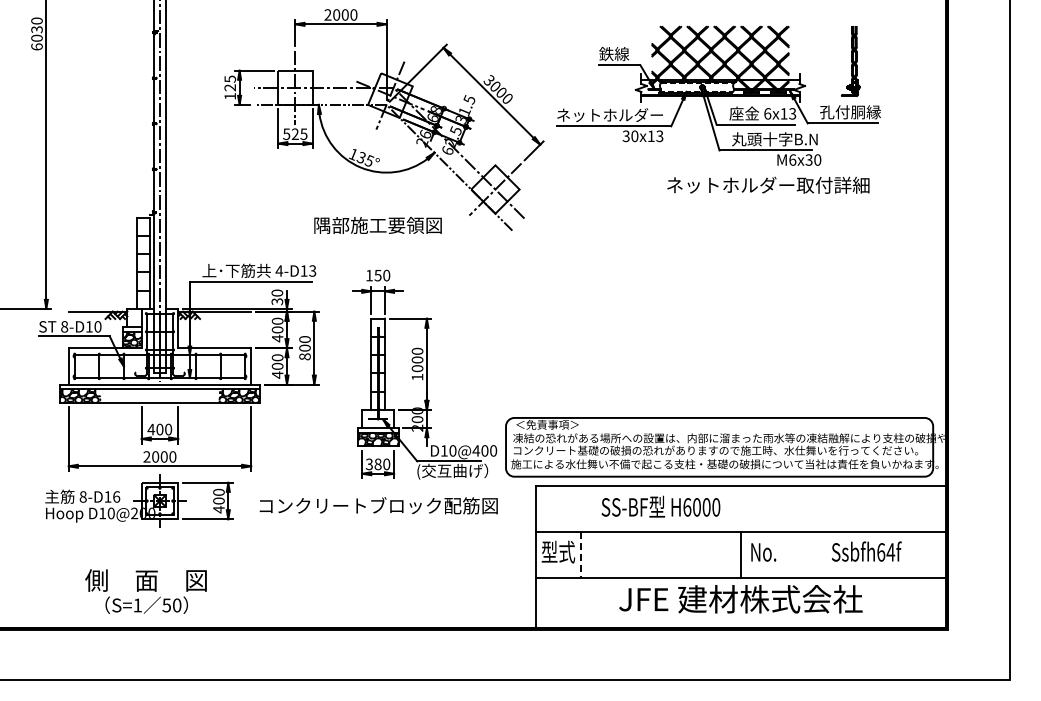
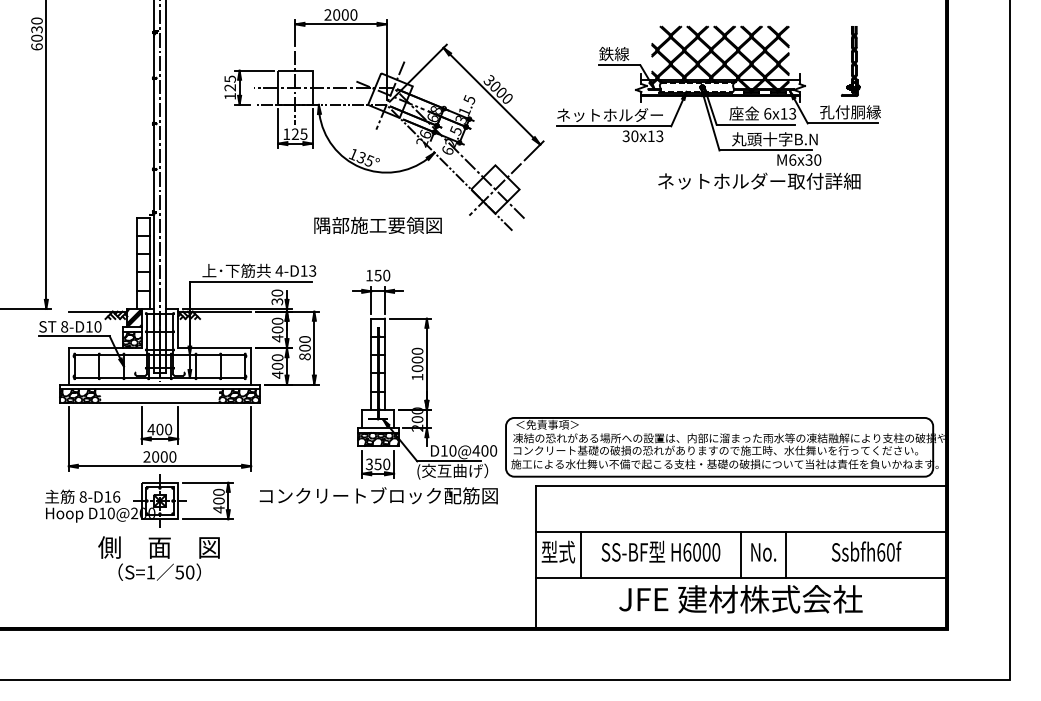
text: 525 -> 125 (286, 134)
text position: (768, 184) -> (759, 180) (759, 180)
hatch: none -> present (134, 317)
text: 380 -> 350 (377, 464)
text position: (378, 505) -> (378, 495) (378, 495)
text position: (660, 506) -> (660, 551) (660, 551)
text: Ssbfh64f -> Ssbfh60f (890, 552)
line: dashed -> solid (581, 554)
line: none -> present (786, 554)
text position: (145, 591) -> (158, 558) (158, 558)
